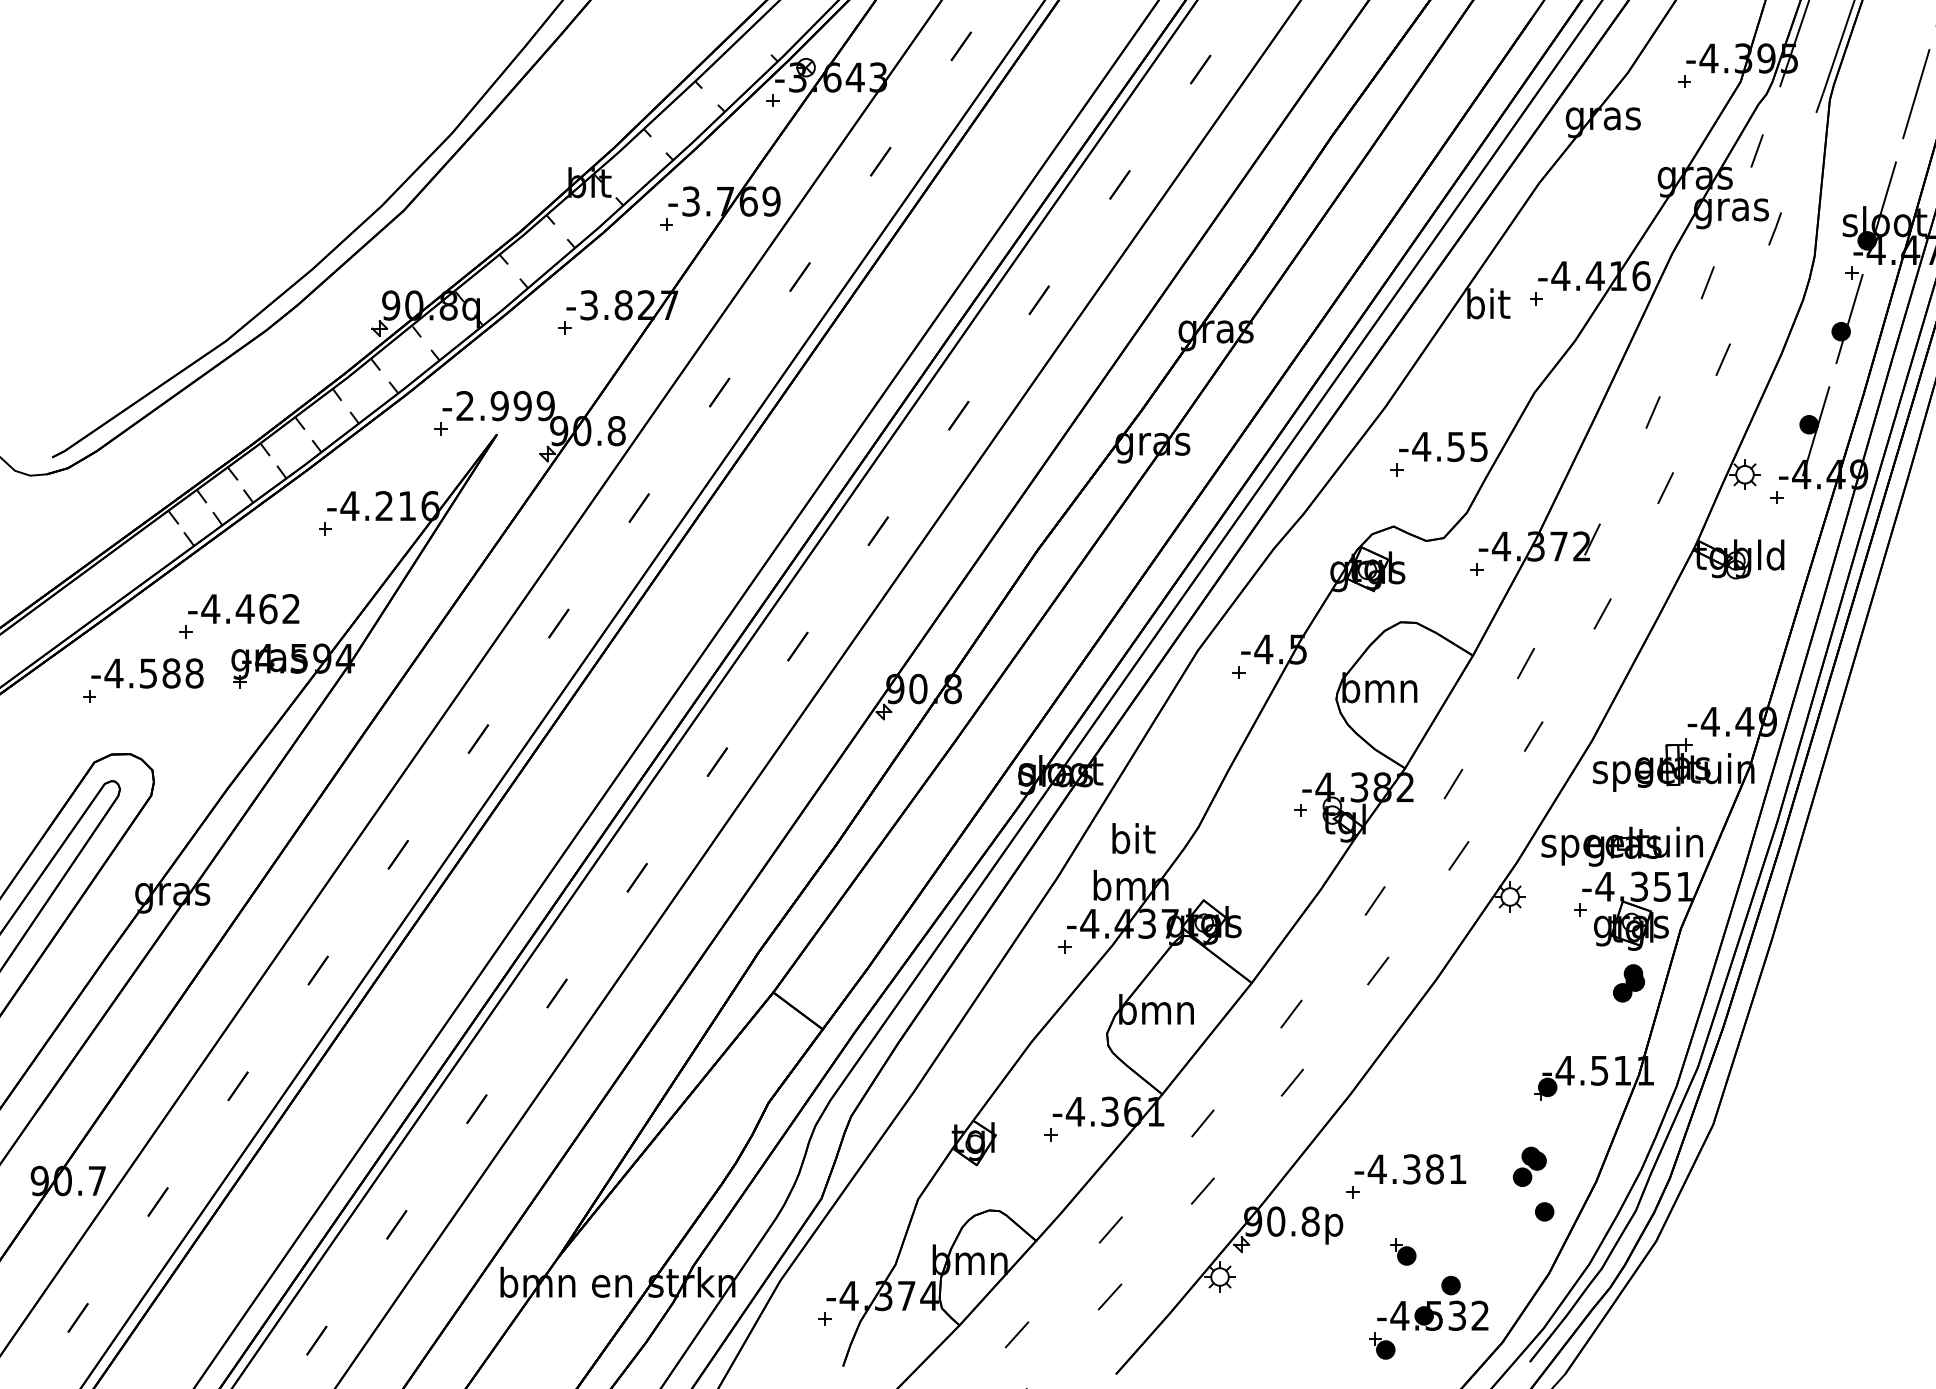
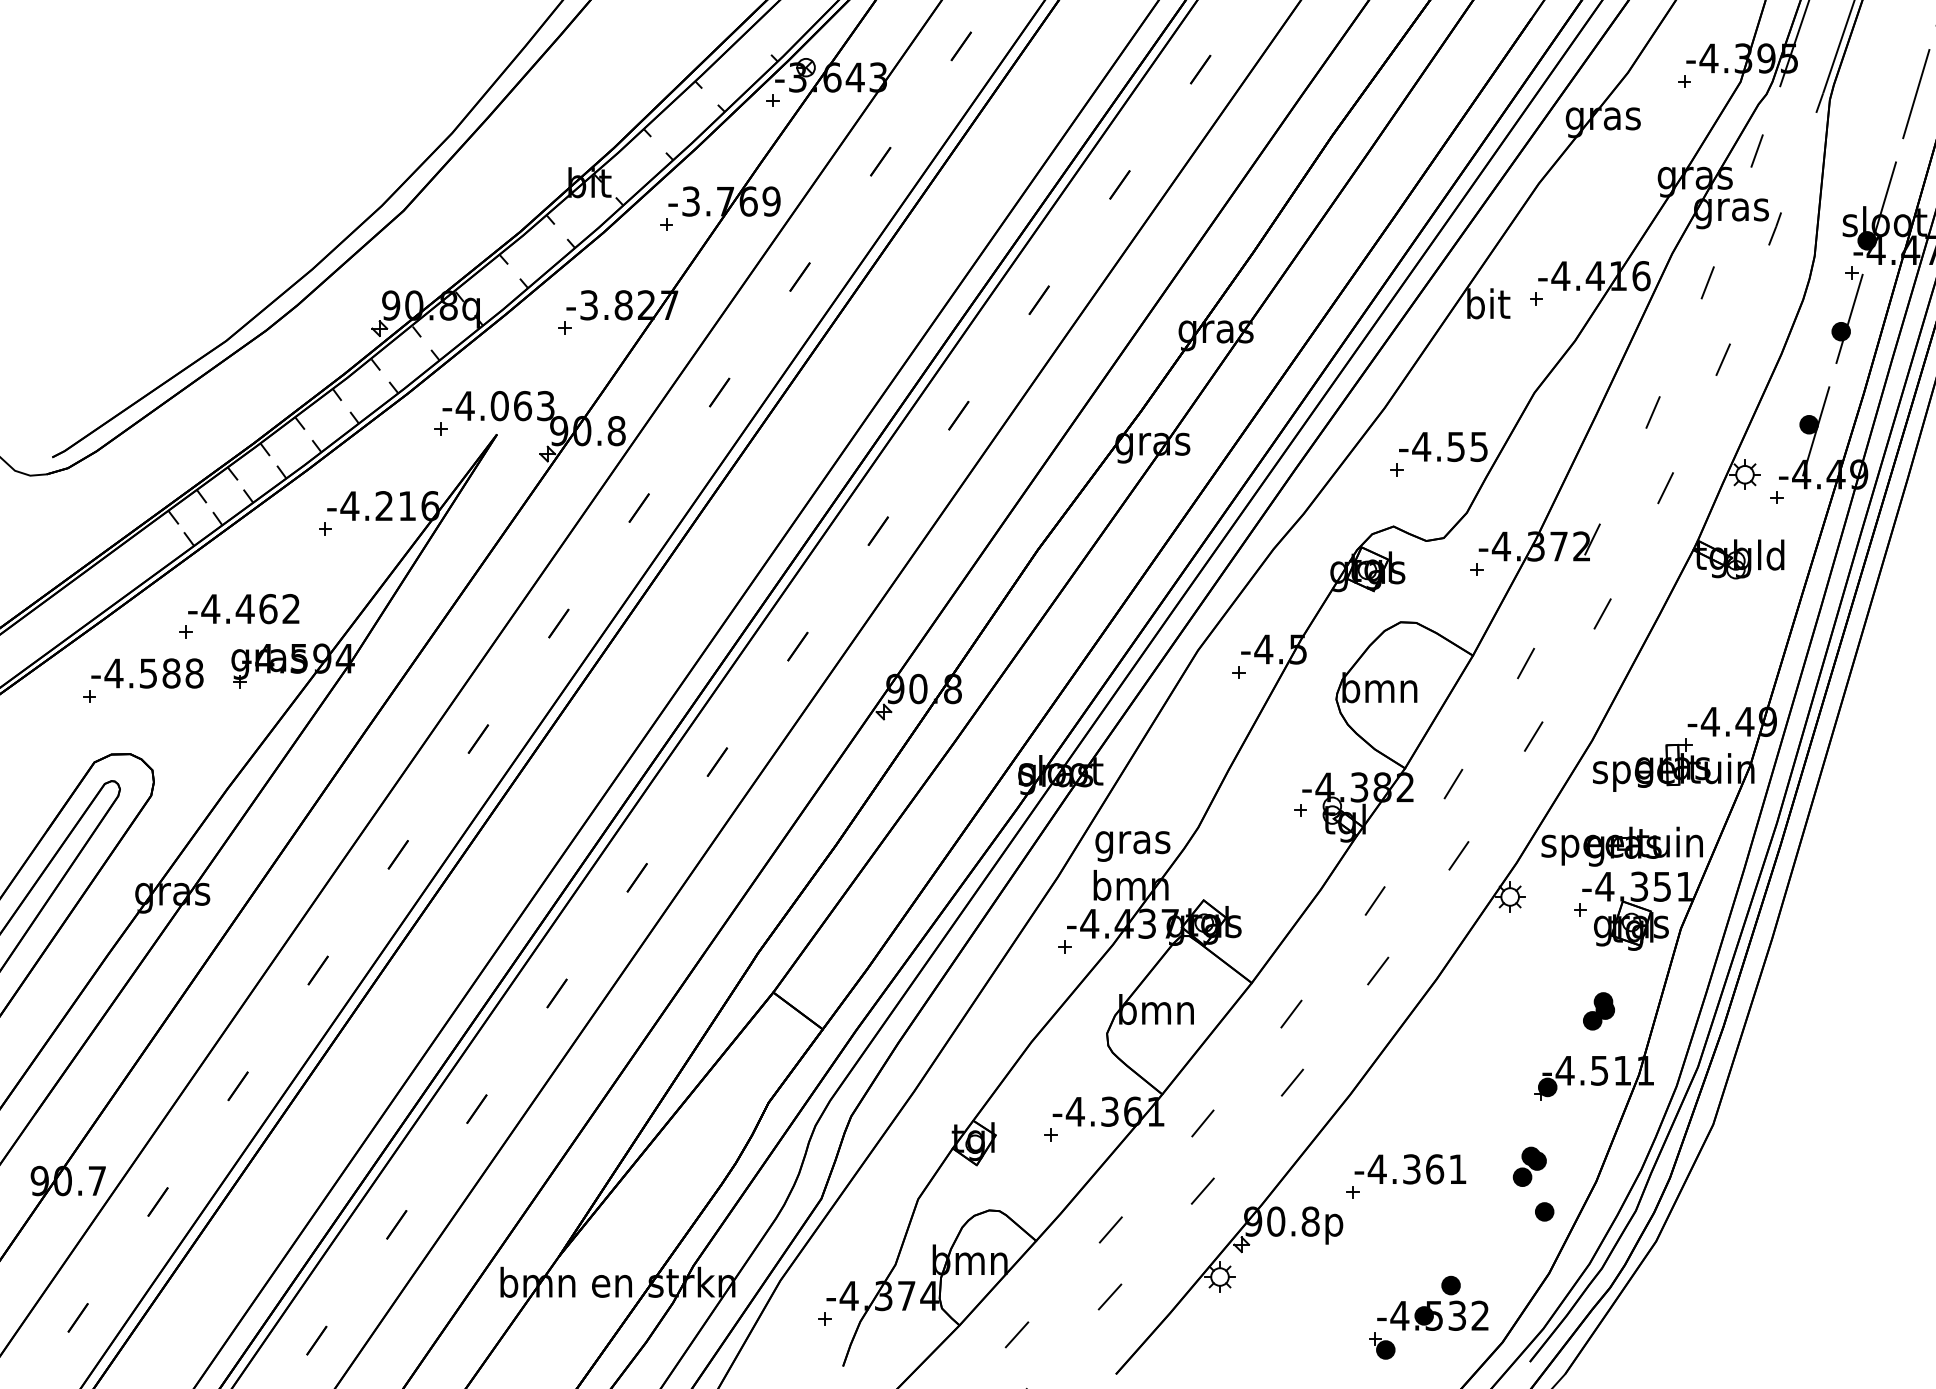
text: -2.999 -> -4.063 (504, 406)
text: bit -> gras (1132, 842)
part position: (1628, 983) -> (1598, 1011) (1598, 1011)
text: -4.381 -> -4.361 (1435, 1169)
part: present -> none (1403, 1251)
